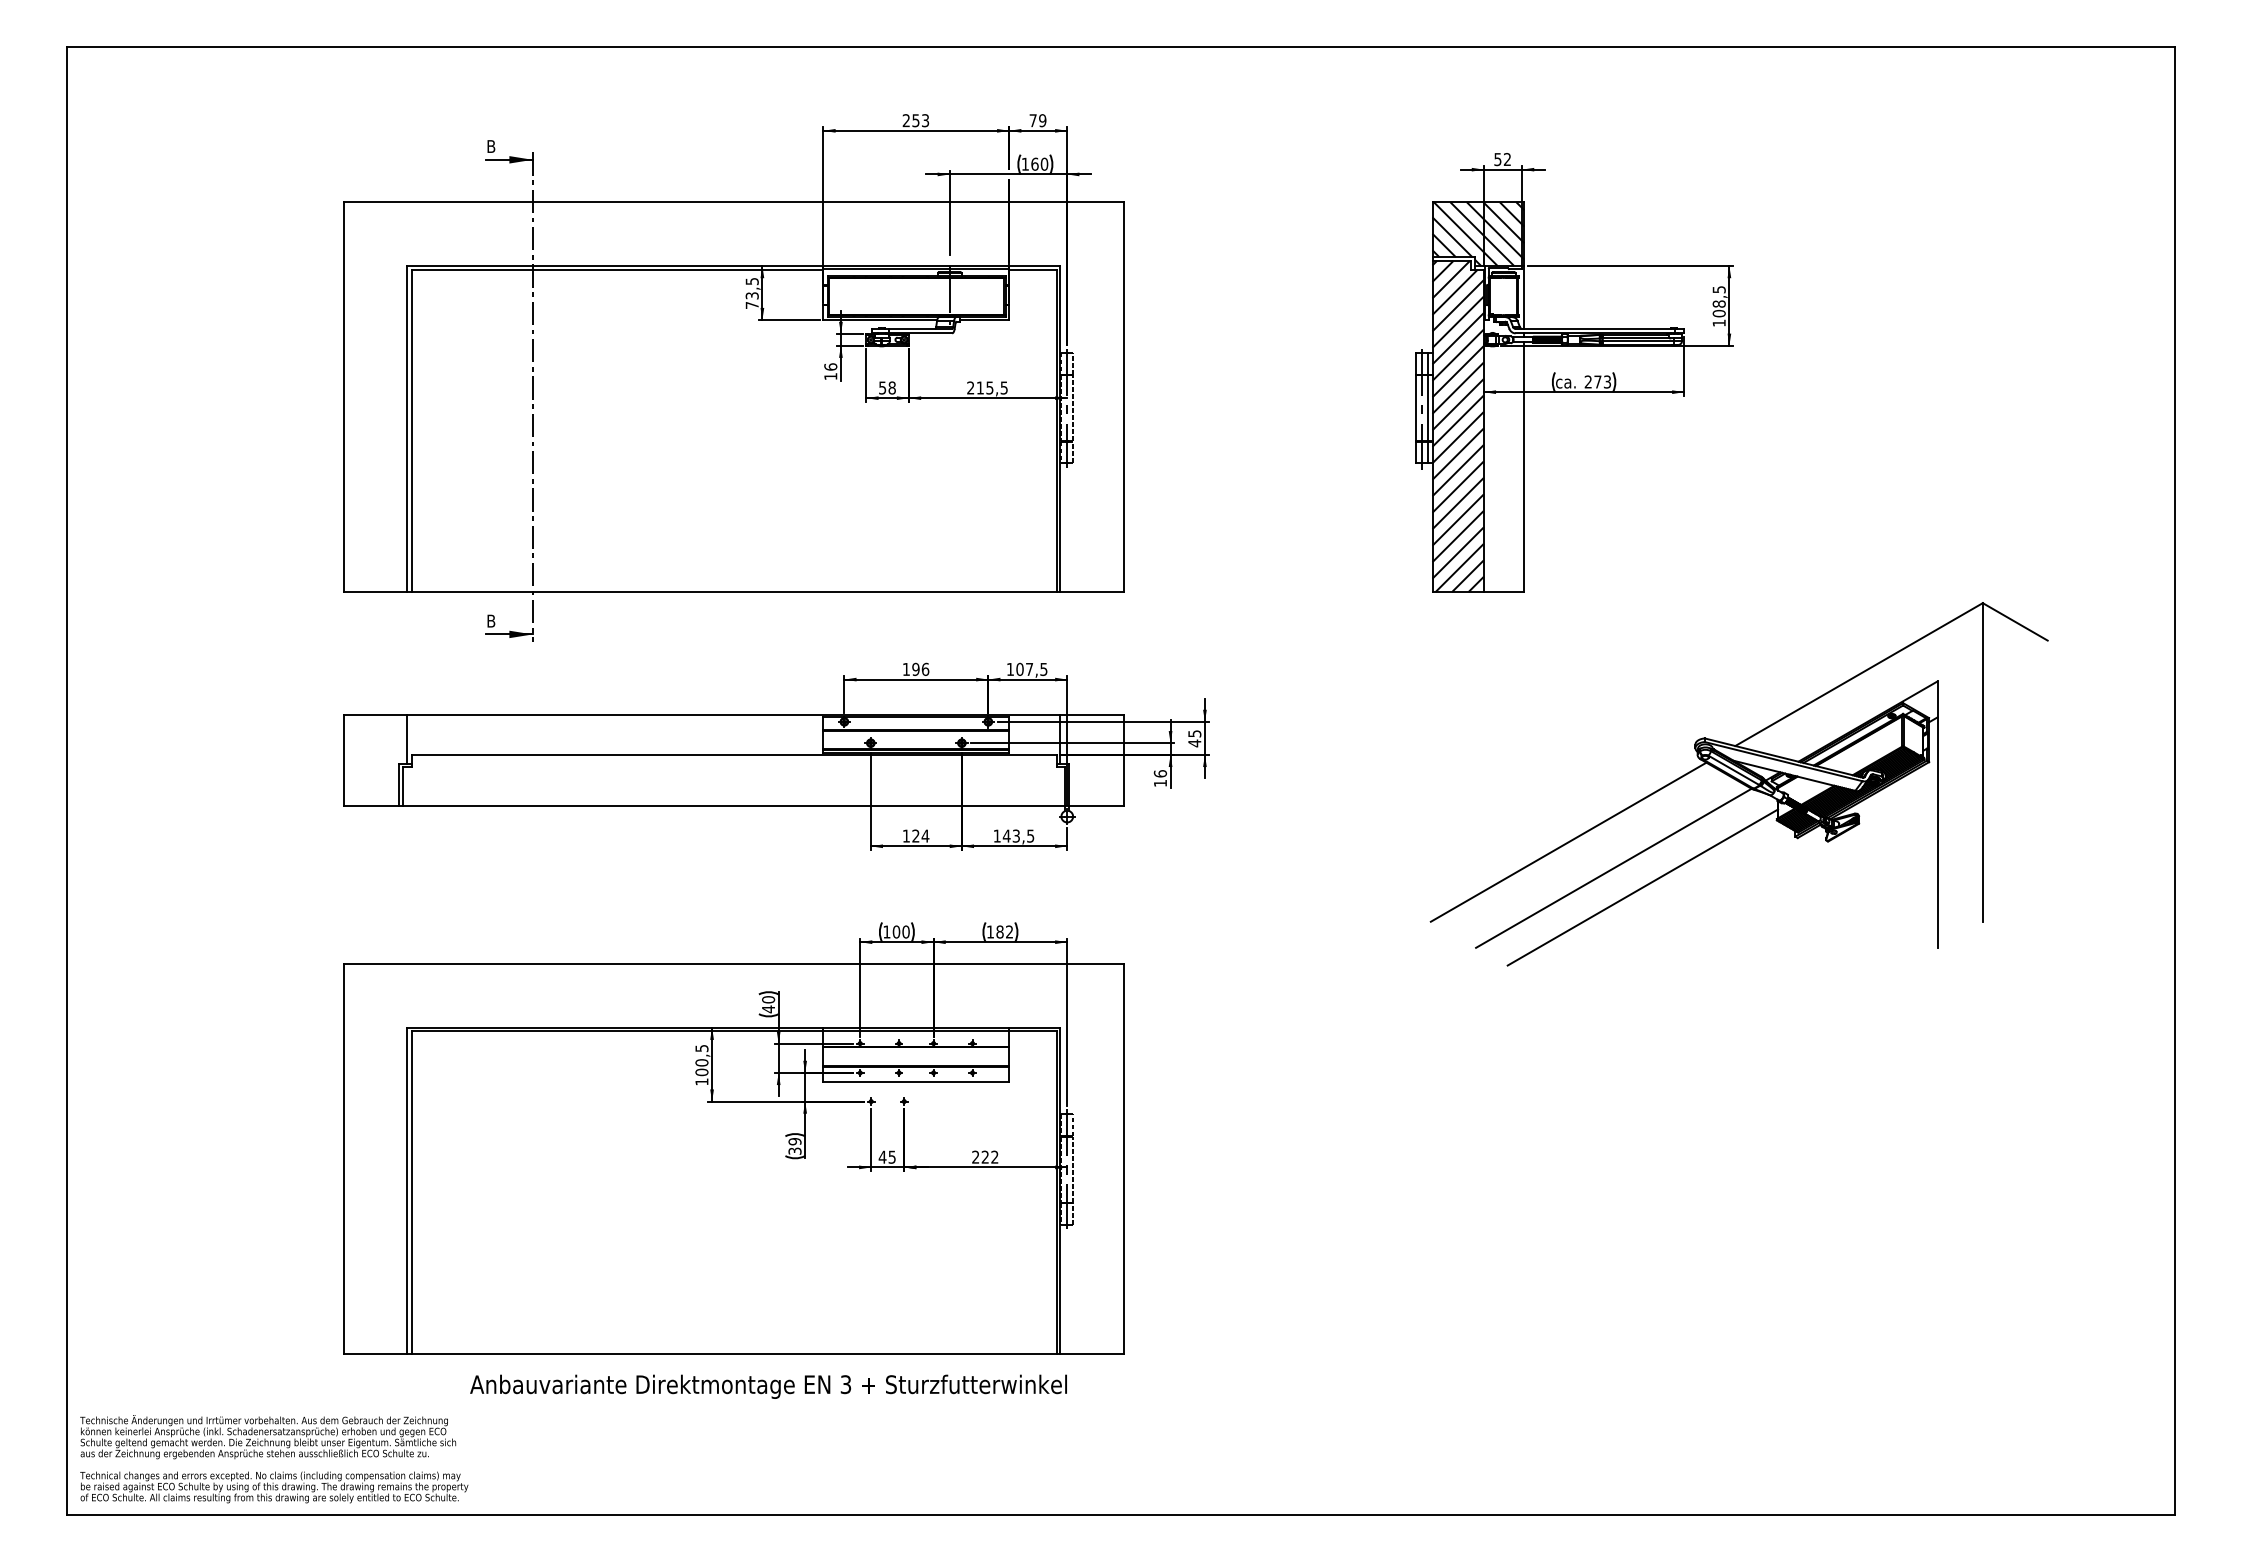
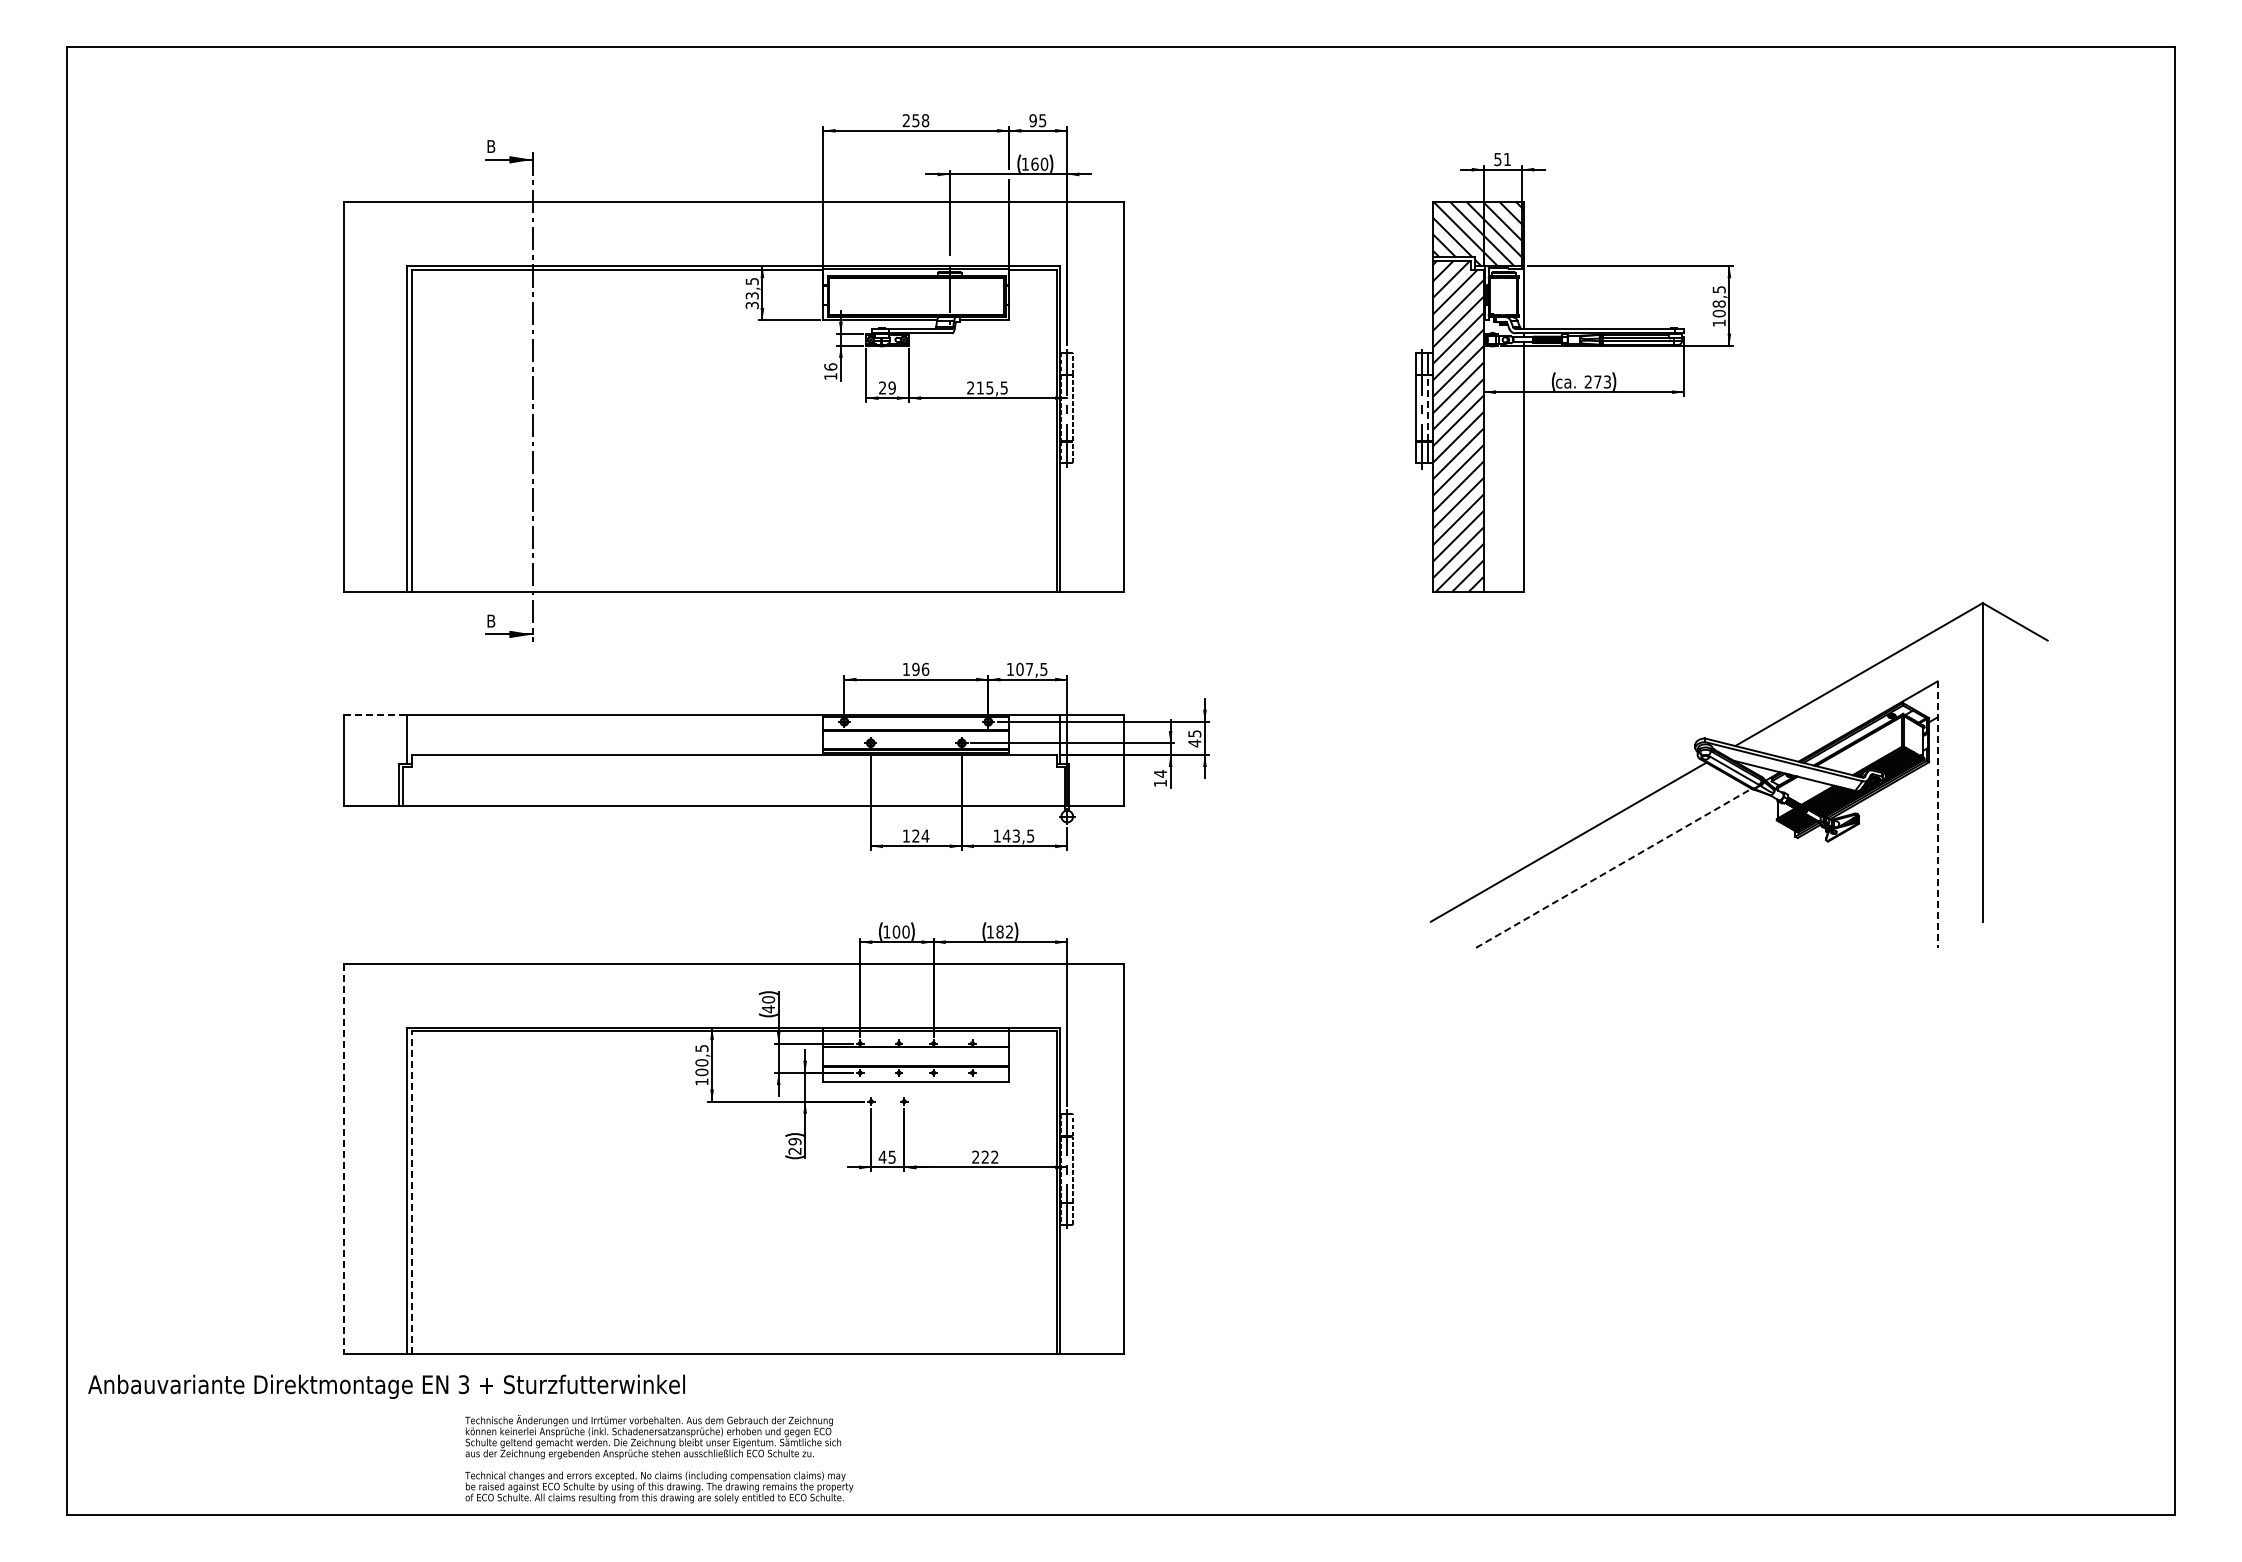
text: 253 -> 258 (925, 120)
text: 79 -> 95 (1037, 120)
text: 52 -> 51 (1506, 159)
text: 73,5 -> 33,5 (751, 305)
text: 58 -> 29 (887, 387)
line: solid -> dashed (1427, 408)
line: solid -> dashed (375, 714)
text: 16 -> 14 (1160, 773)
line: solid -> dashed (1937, 815)
line: solid -> dashed (1614, 868)
line: present -> none (1642, 887)
text: 39 -> 29 (795, 1150)
line: solid -> dashed (343, 1158)
line: solid -> dashed (411, 1192)
text position: (768, 1386) -> (386, 1386) (386, 1386)
text position: (274, 1459) -> (659, 1459) (659, 1459)
